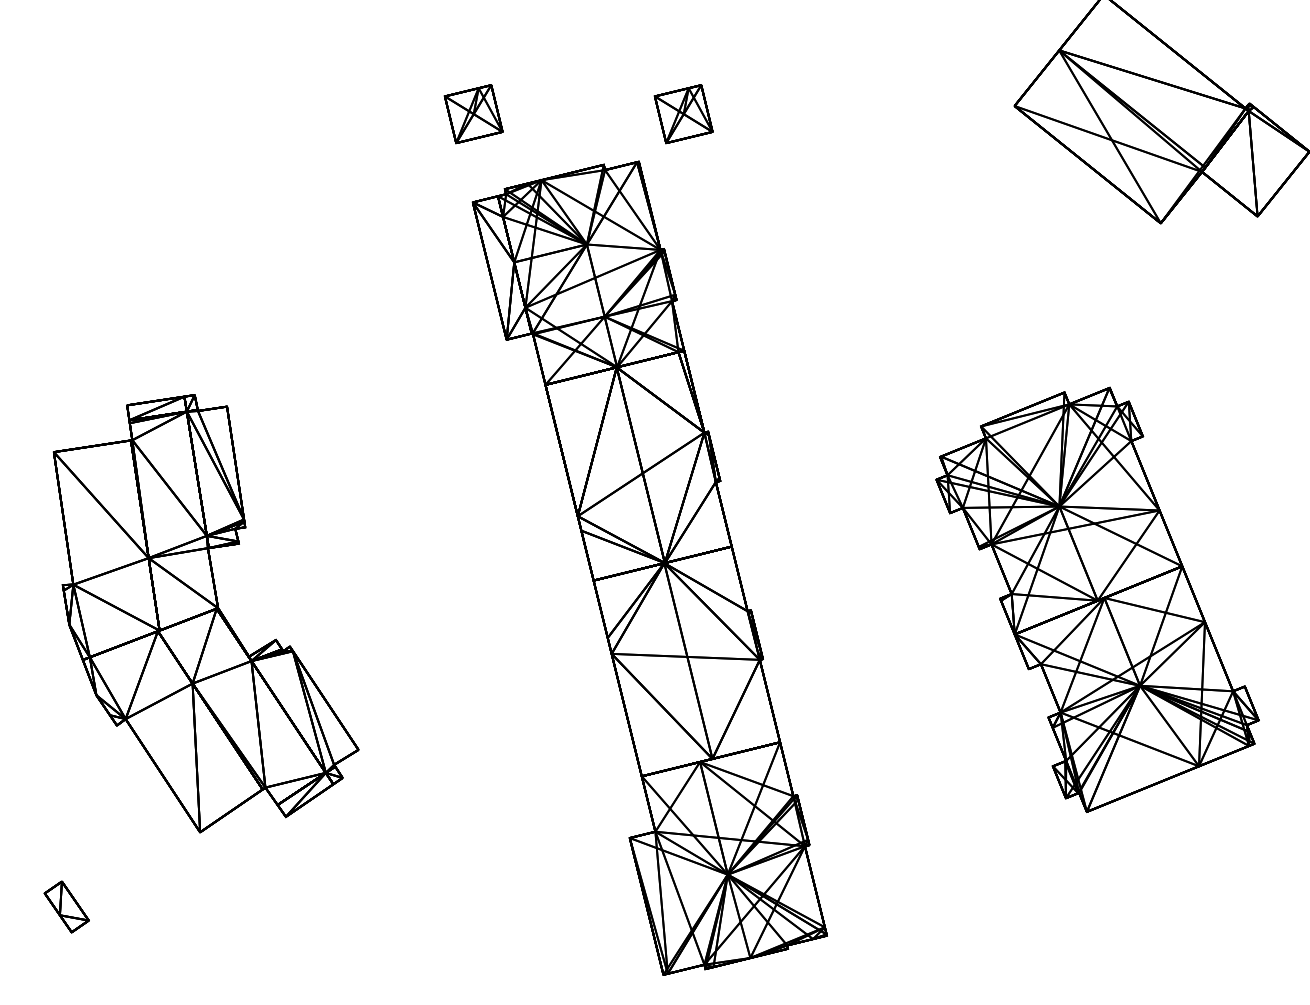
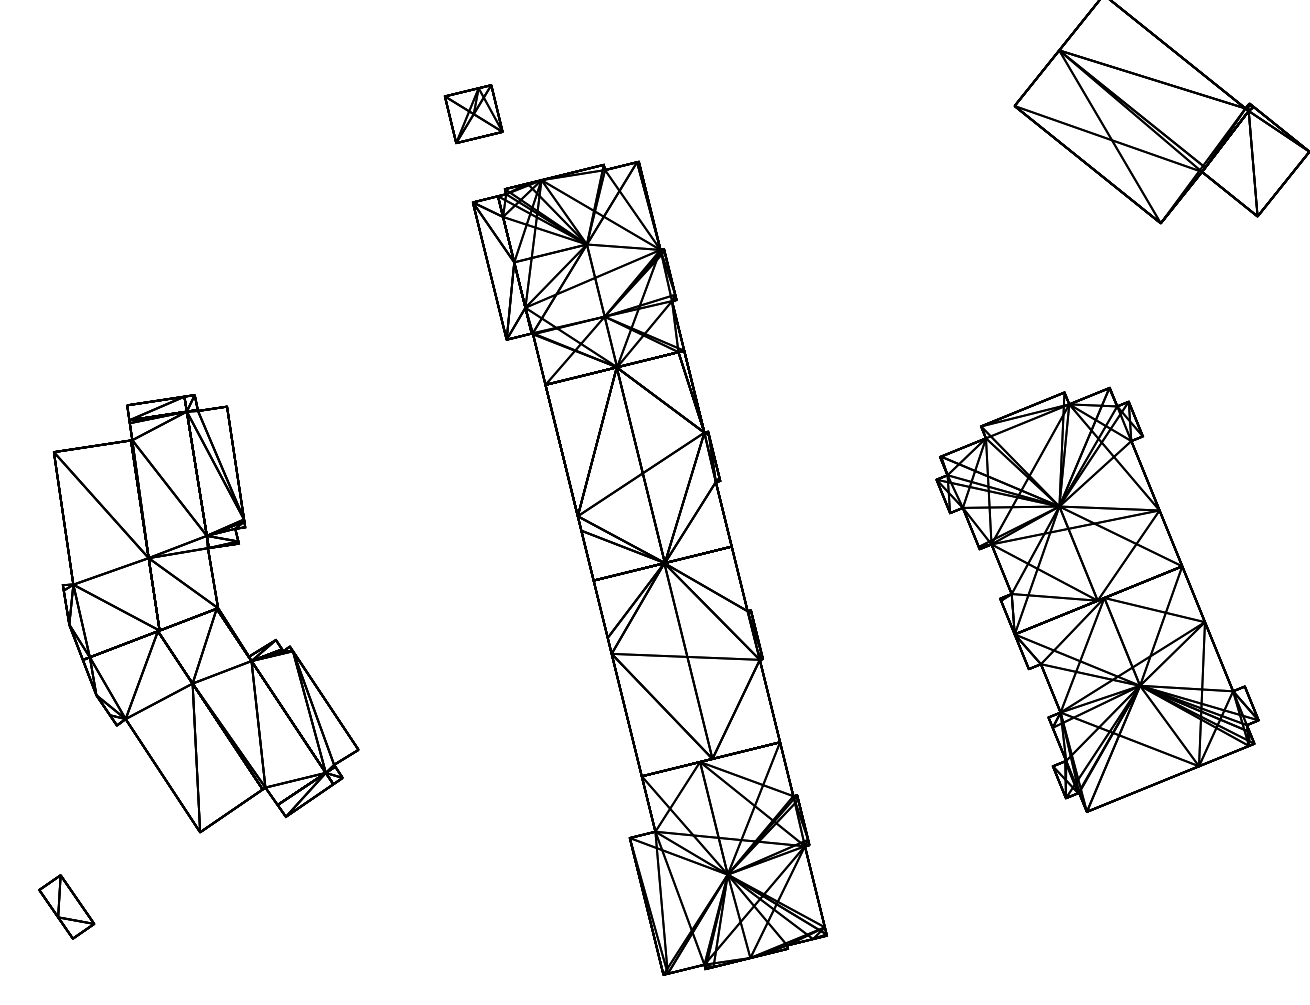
part: present -> none (683, 114)
part size: 47x54 px -> 58x66 px (66, 906)
